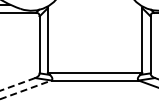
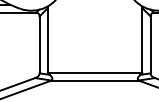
line: dashed -> solid (17, 84)
line: dashed -> solid (26, 89)
